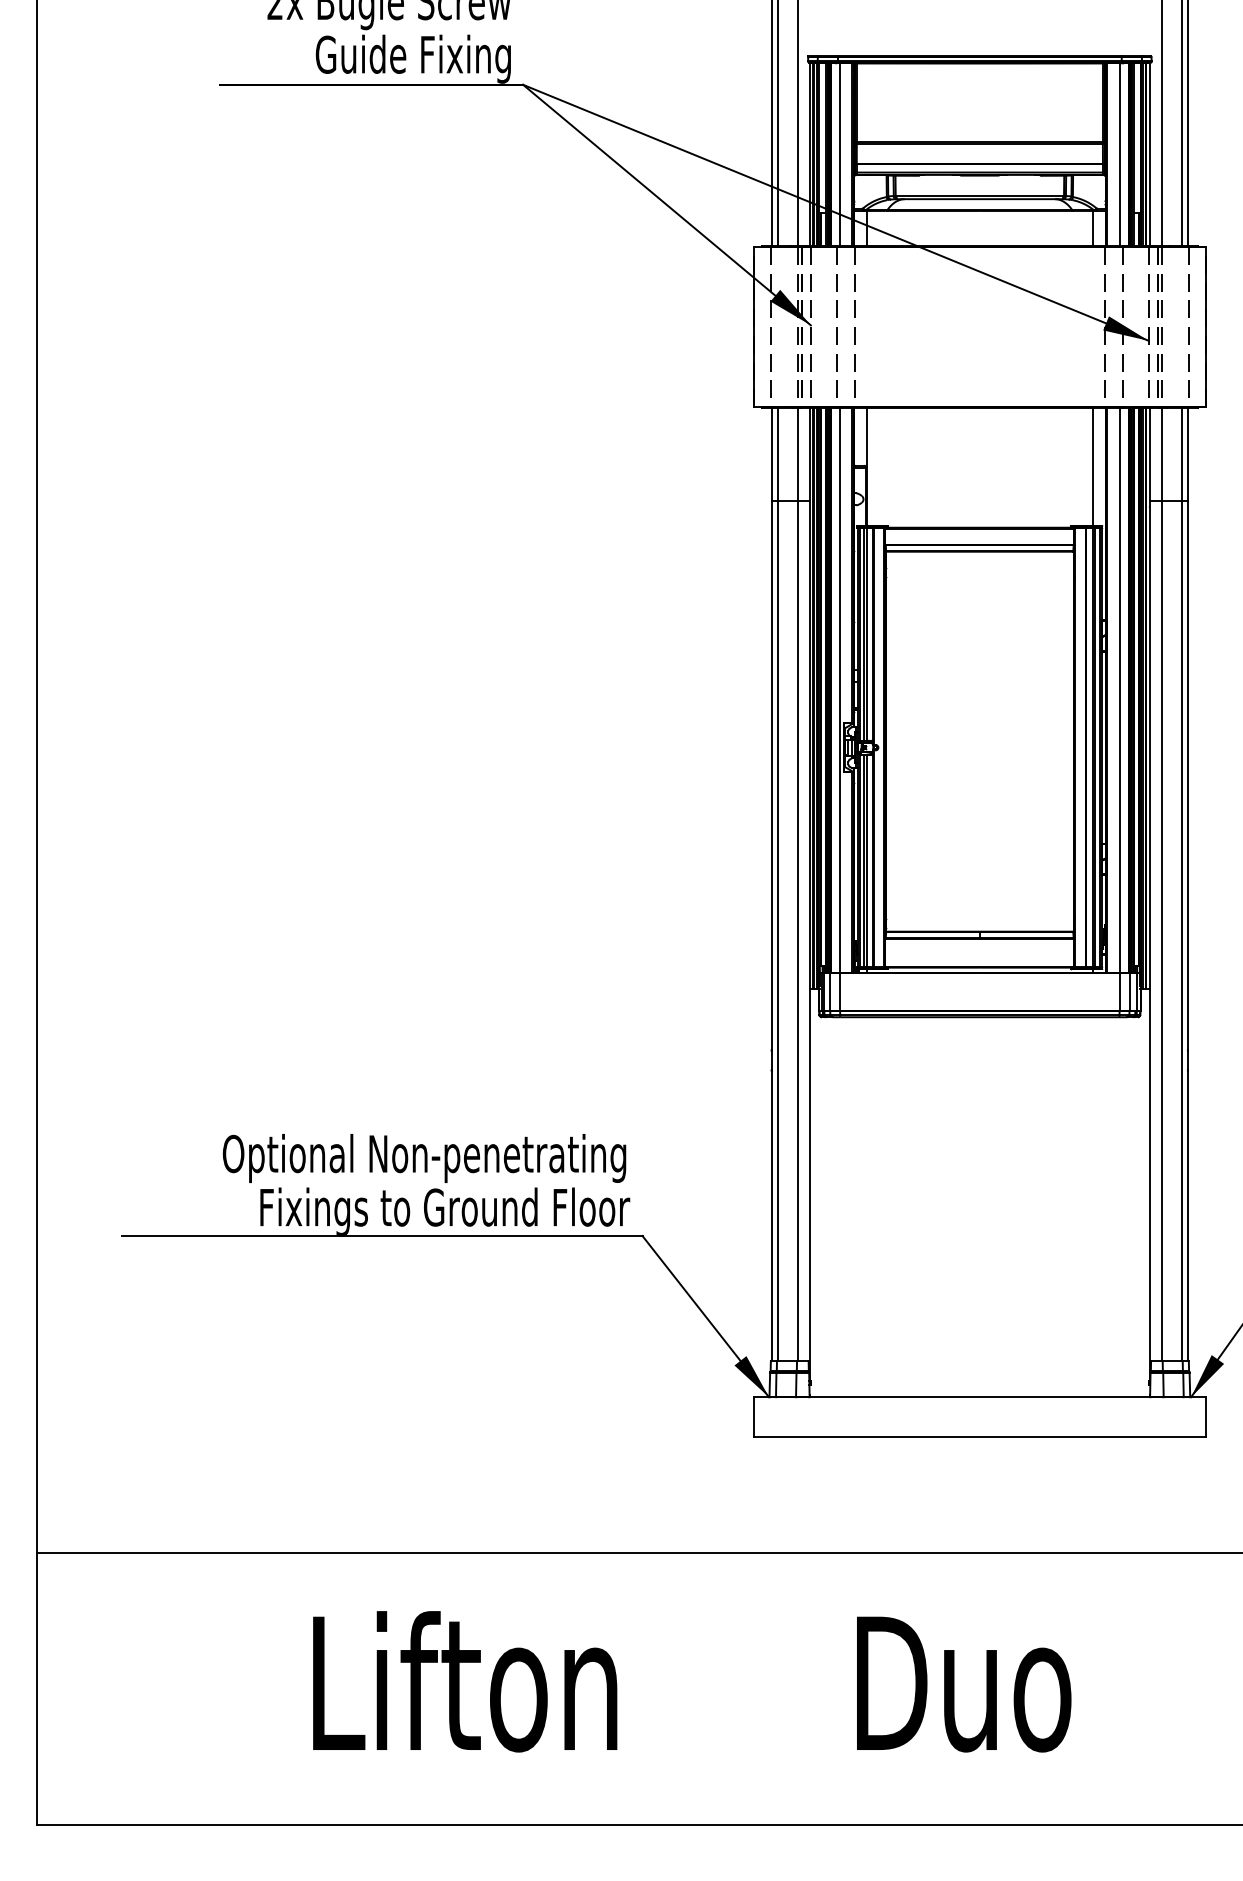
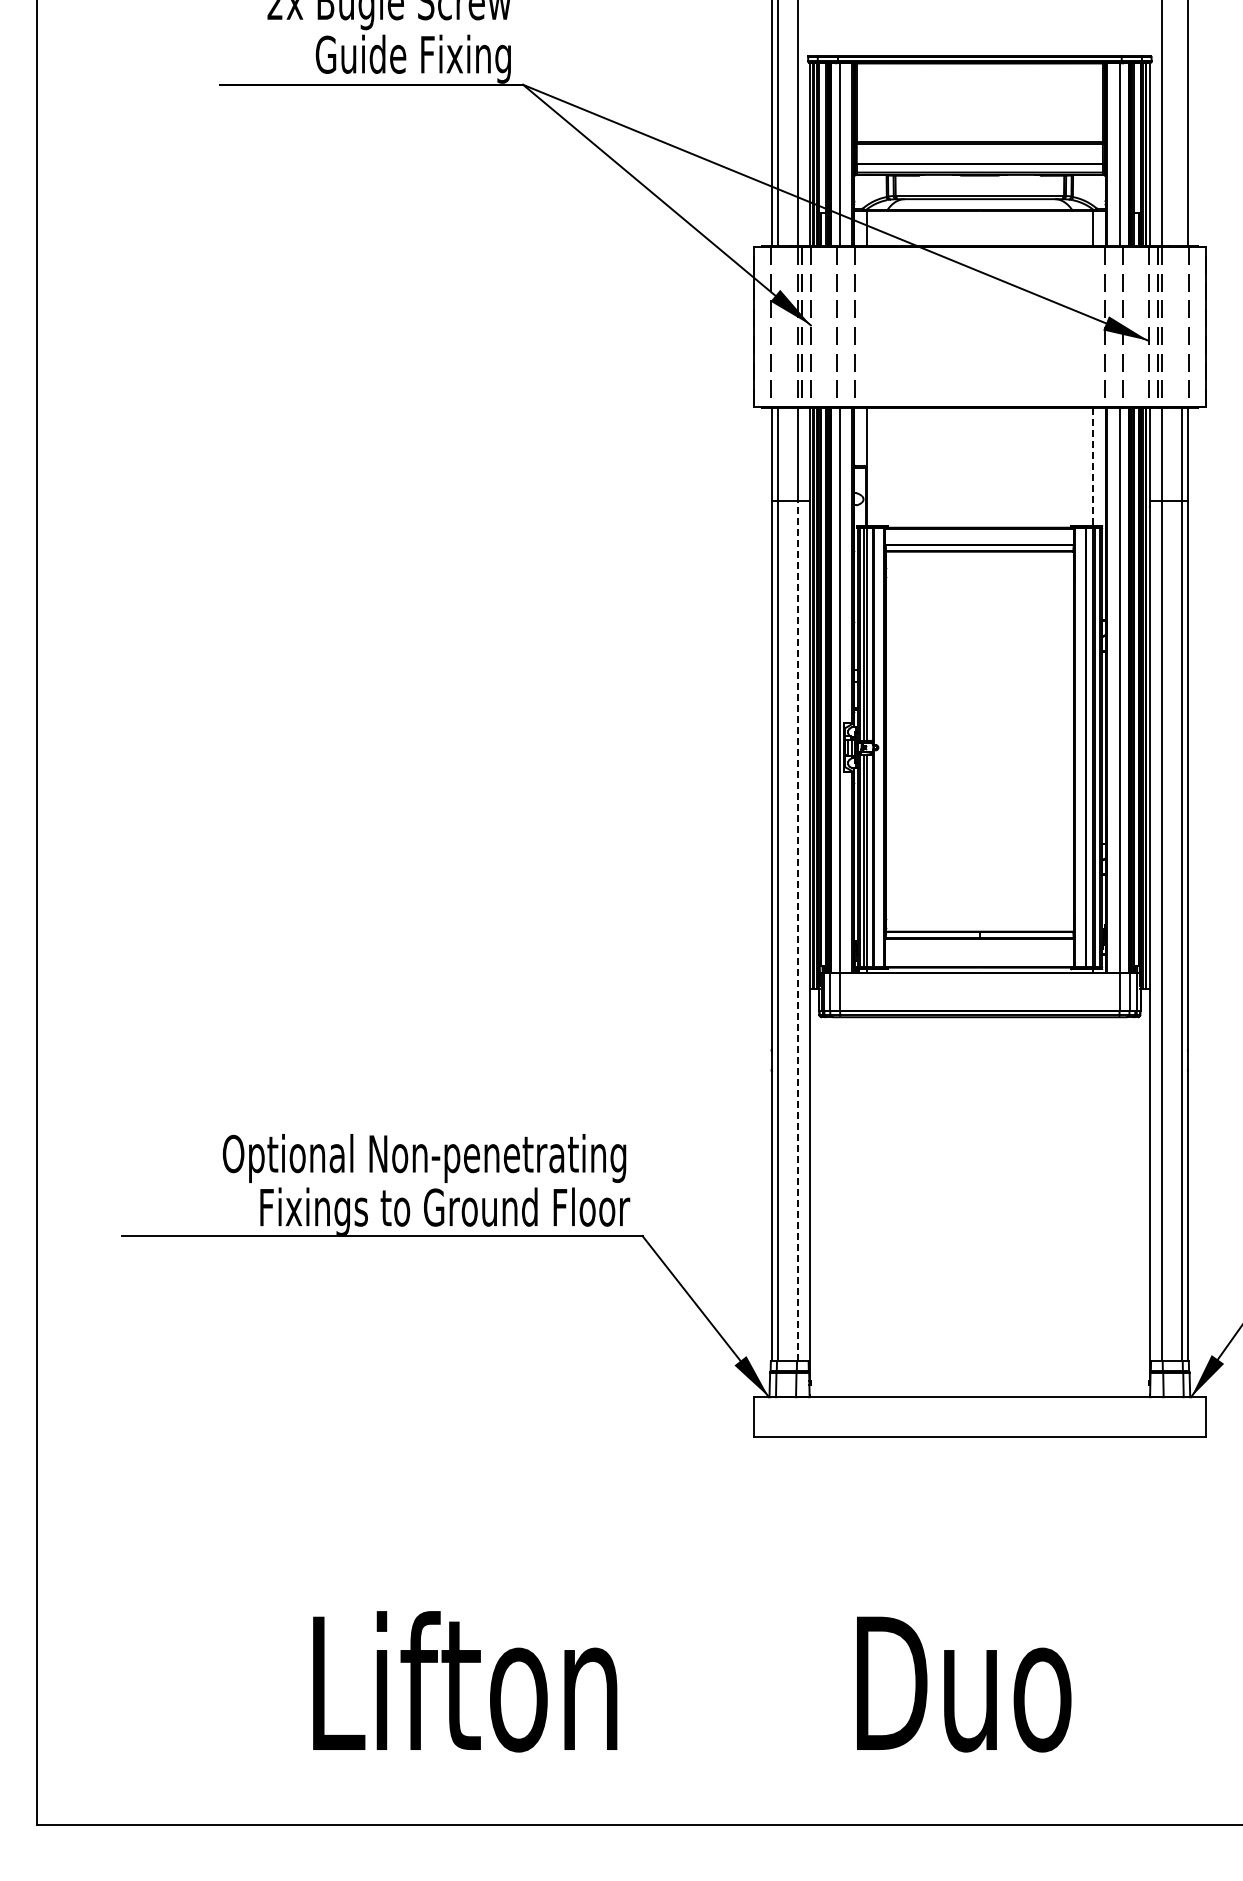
line: present -> none (1182, 124)
line: solid -> dashed (1092, 467)
line: solid -> dashed (797, 930)
line: present -> none (638, 1552)
